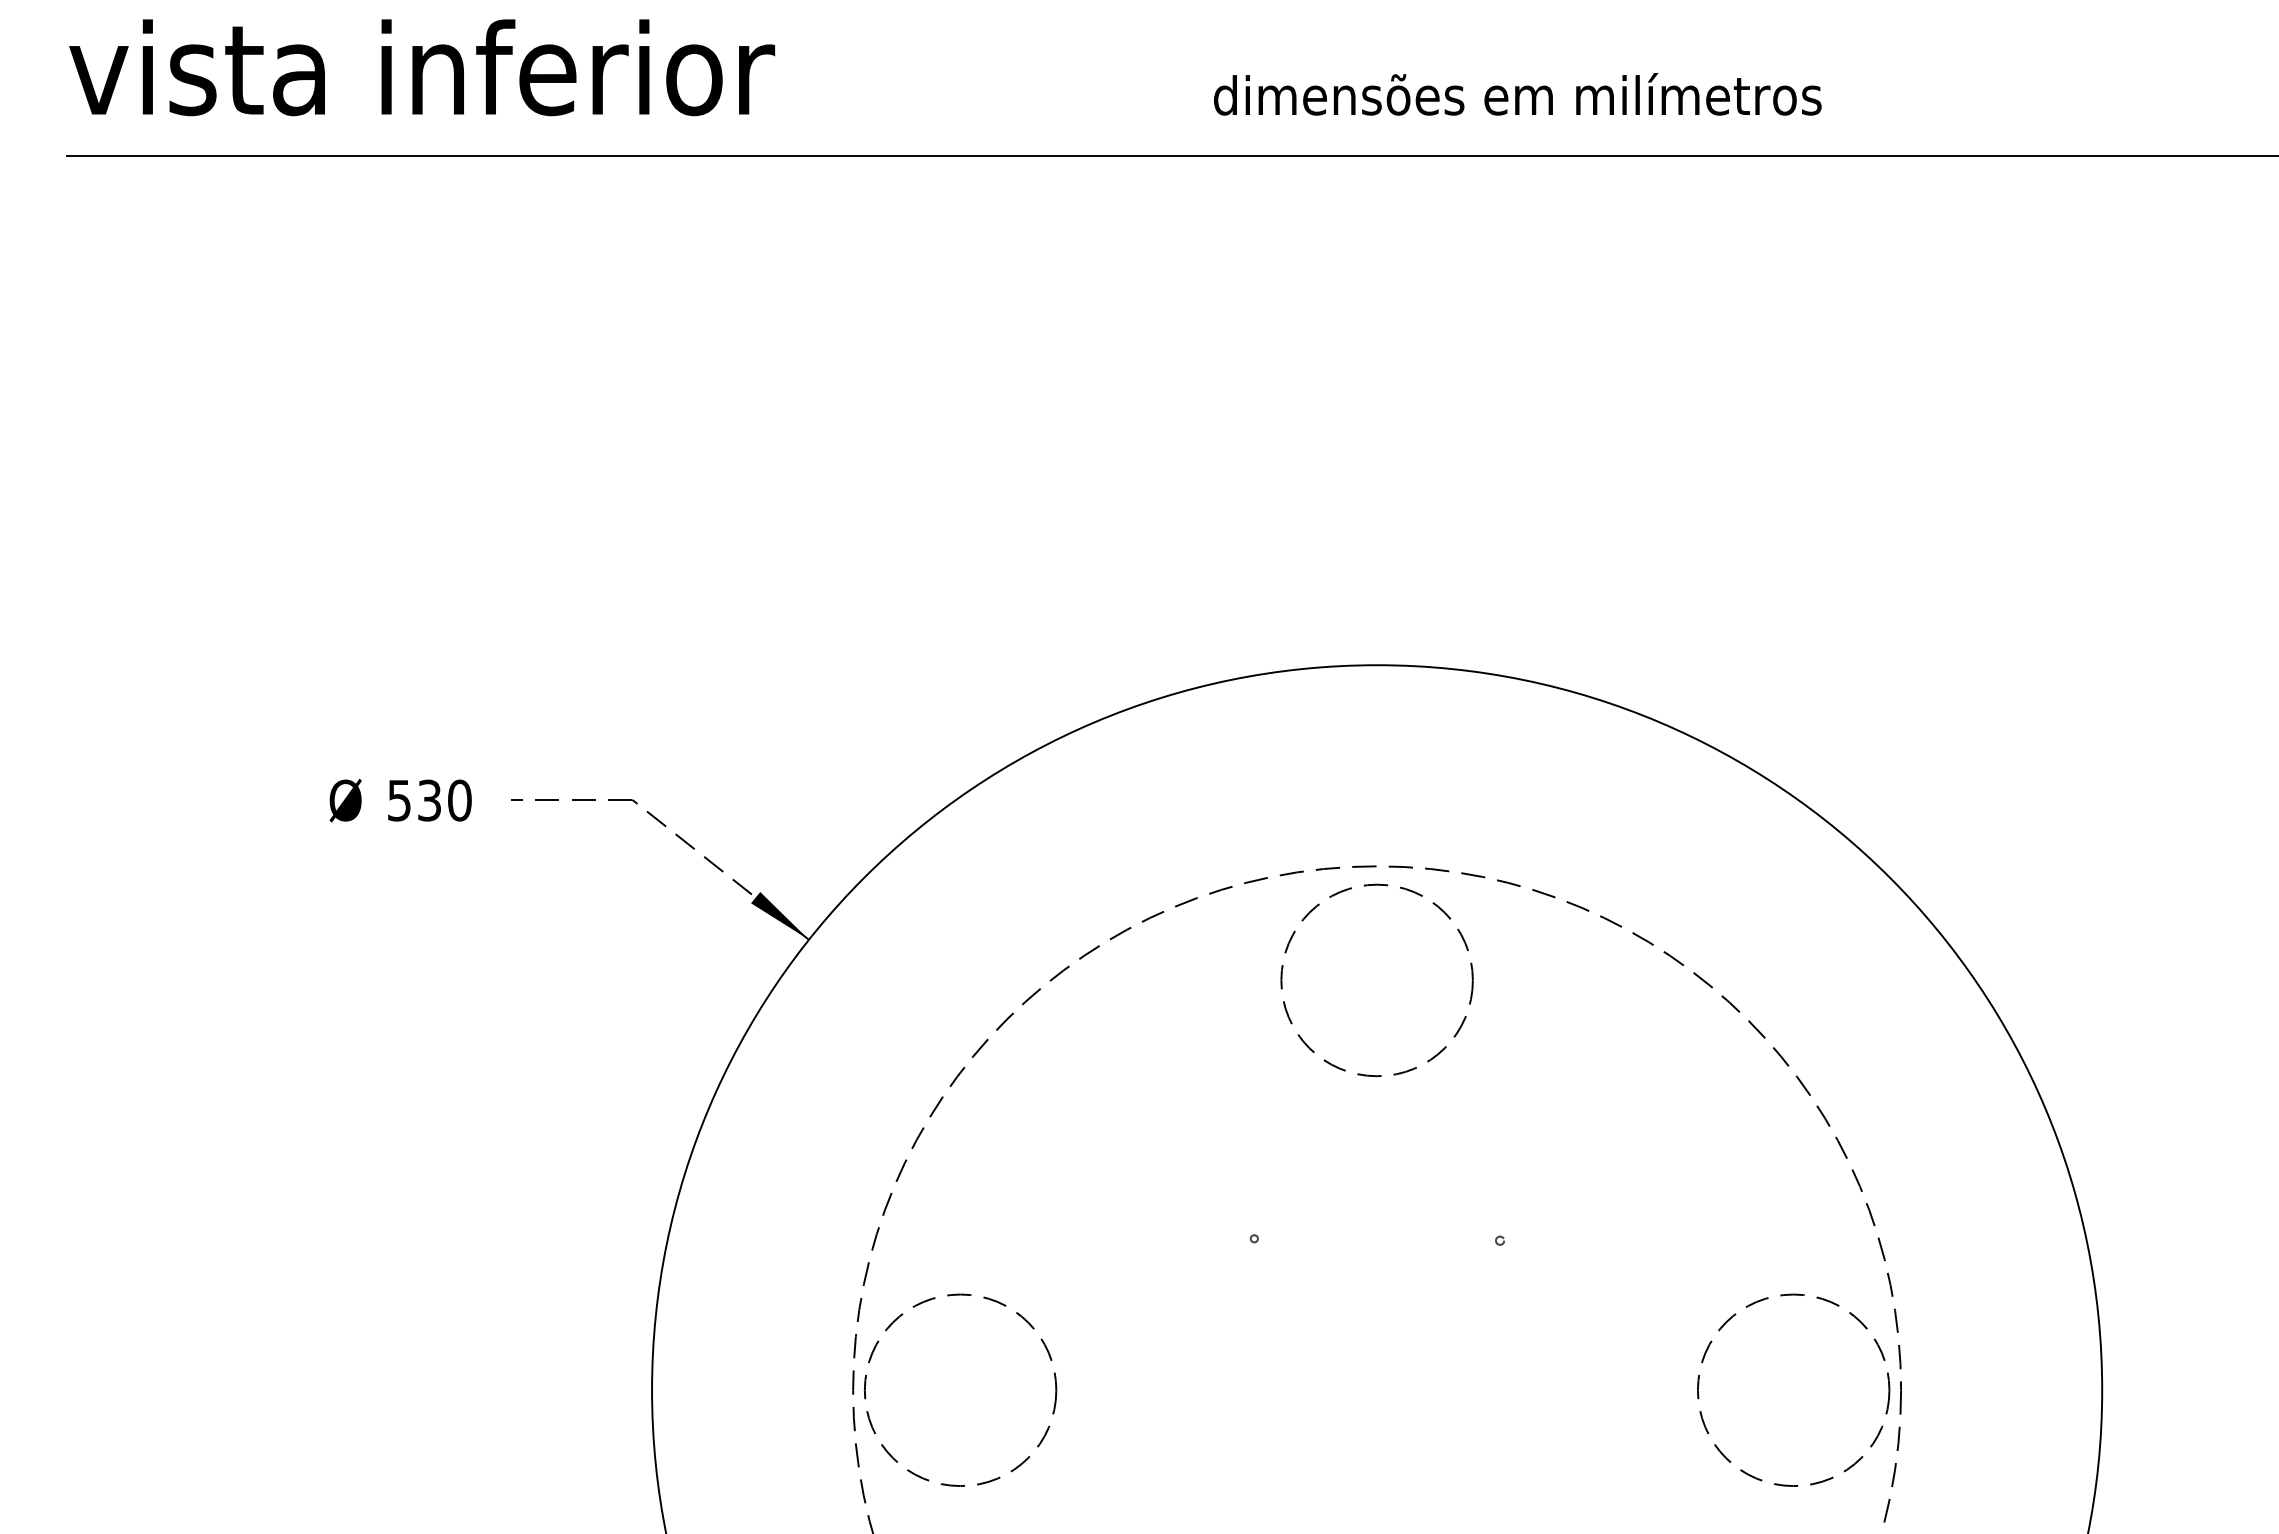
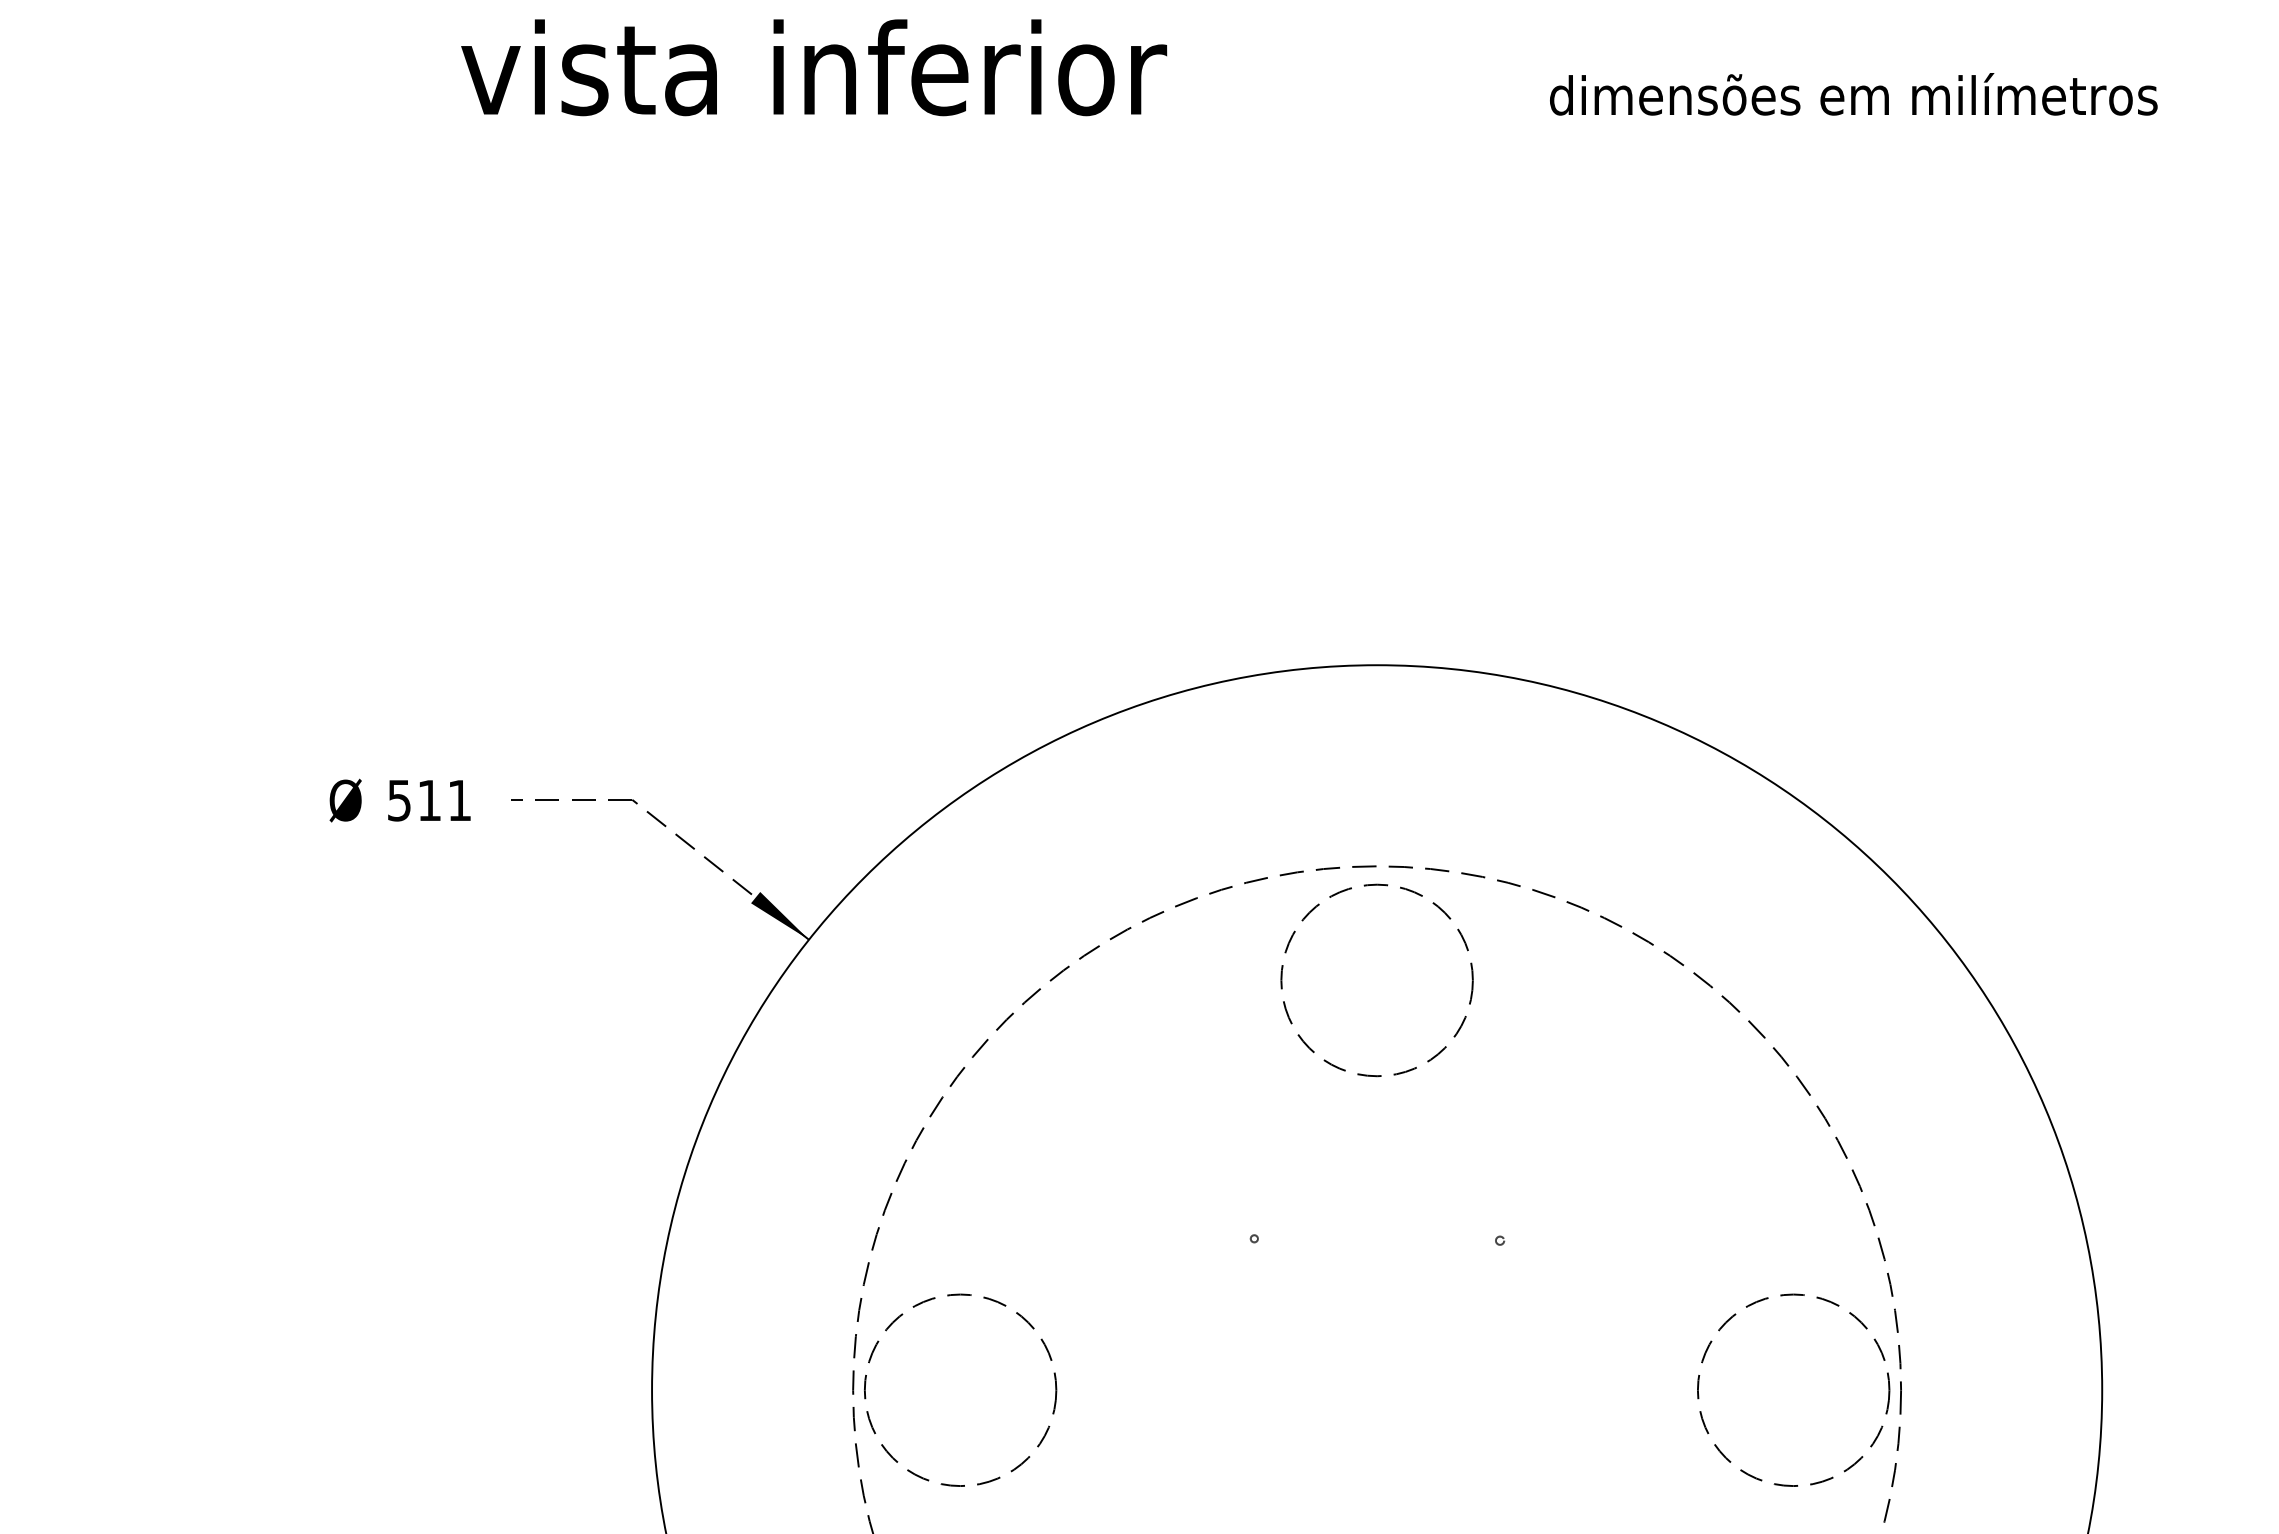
text position: (422, 67) -> (814, 67) (814, 67)
text position: (1517, 94) -> (1853, 94) (1853, 94)
line: present -> none (1170, 155)
text: 530 -> 511 (444, 800)
